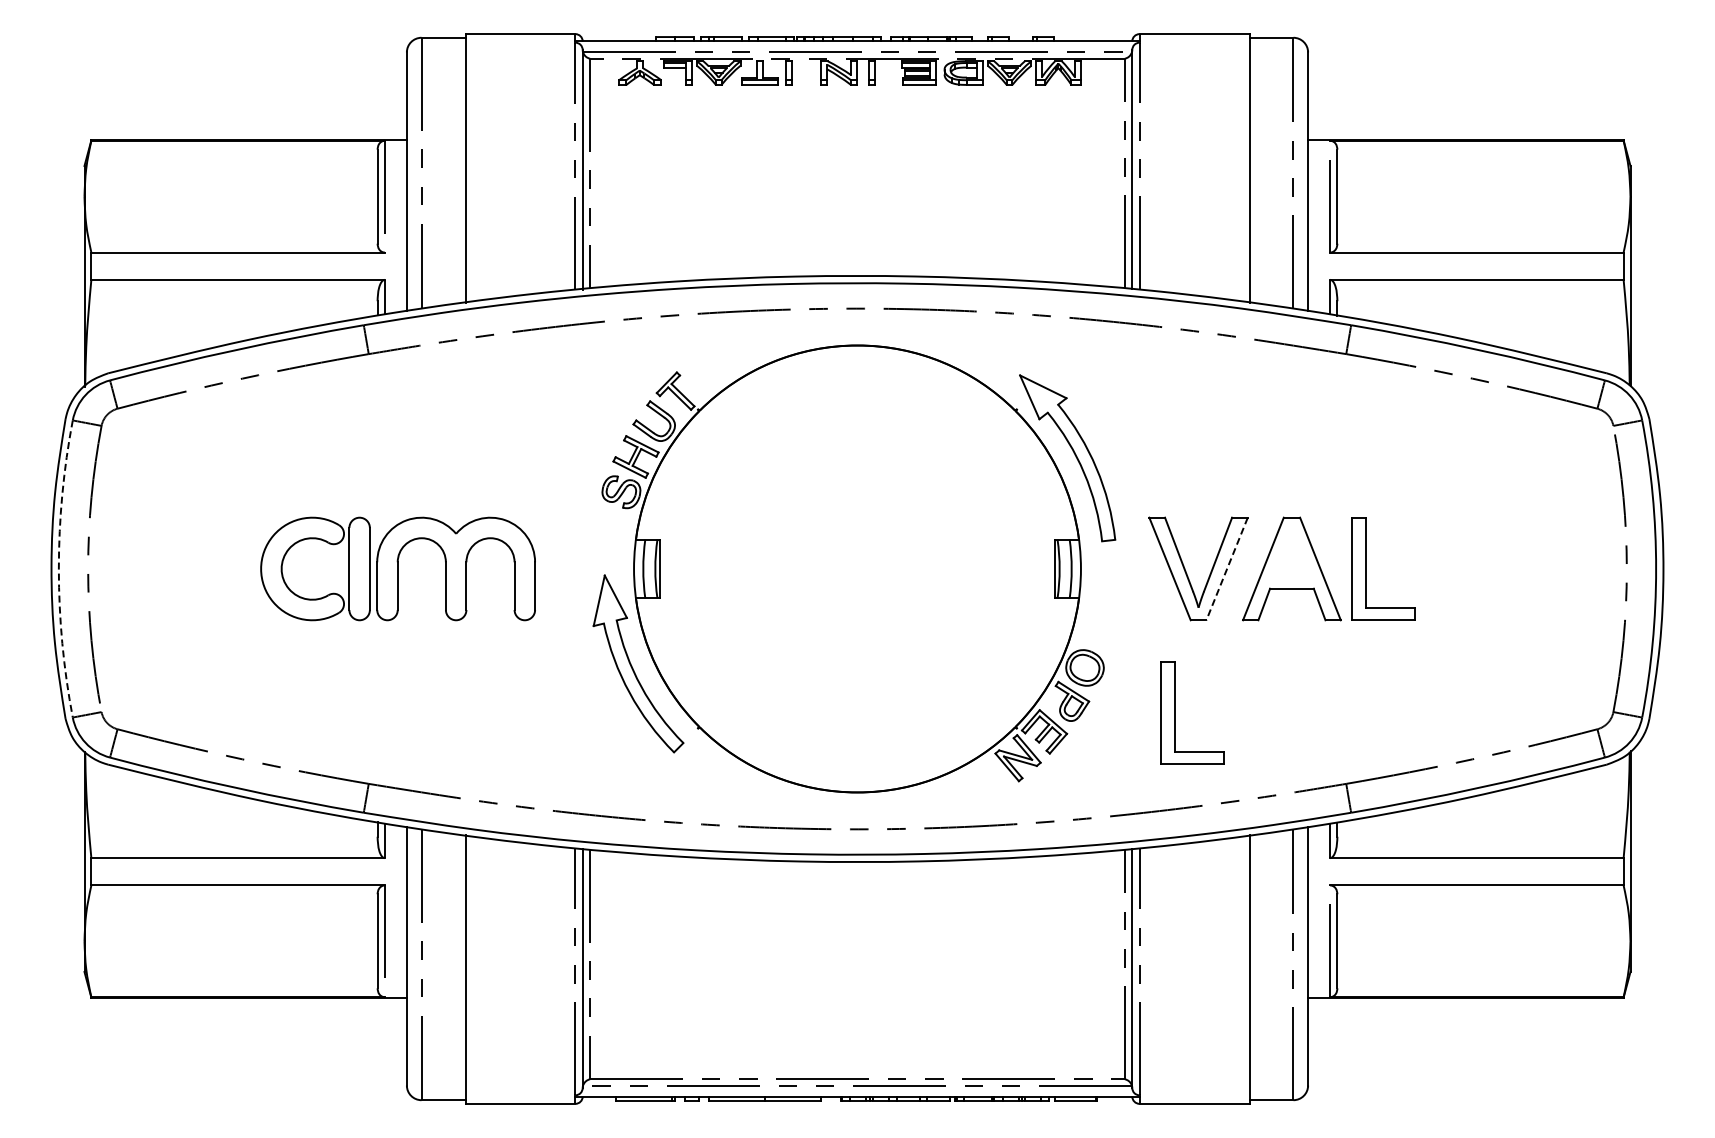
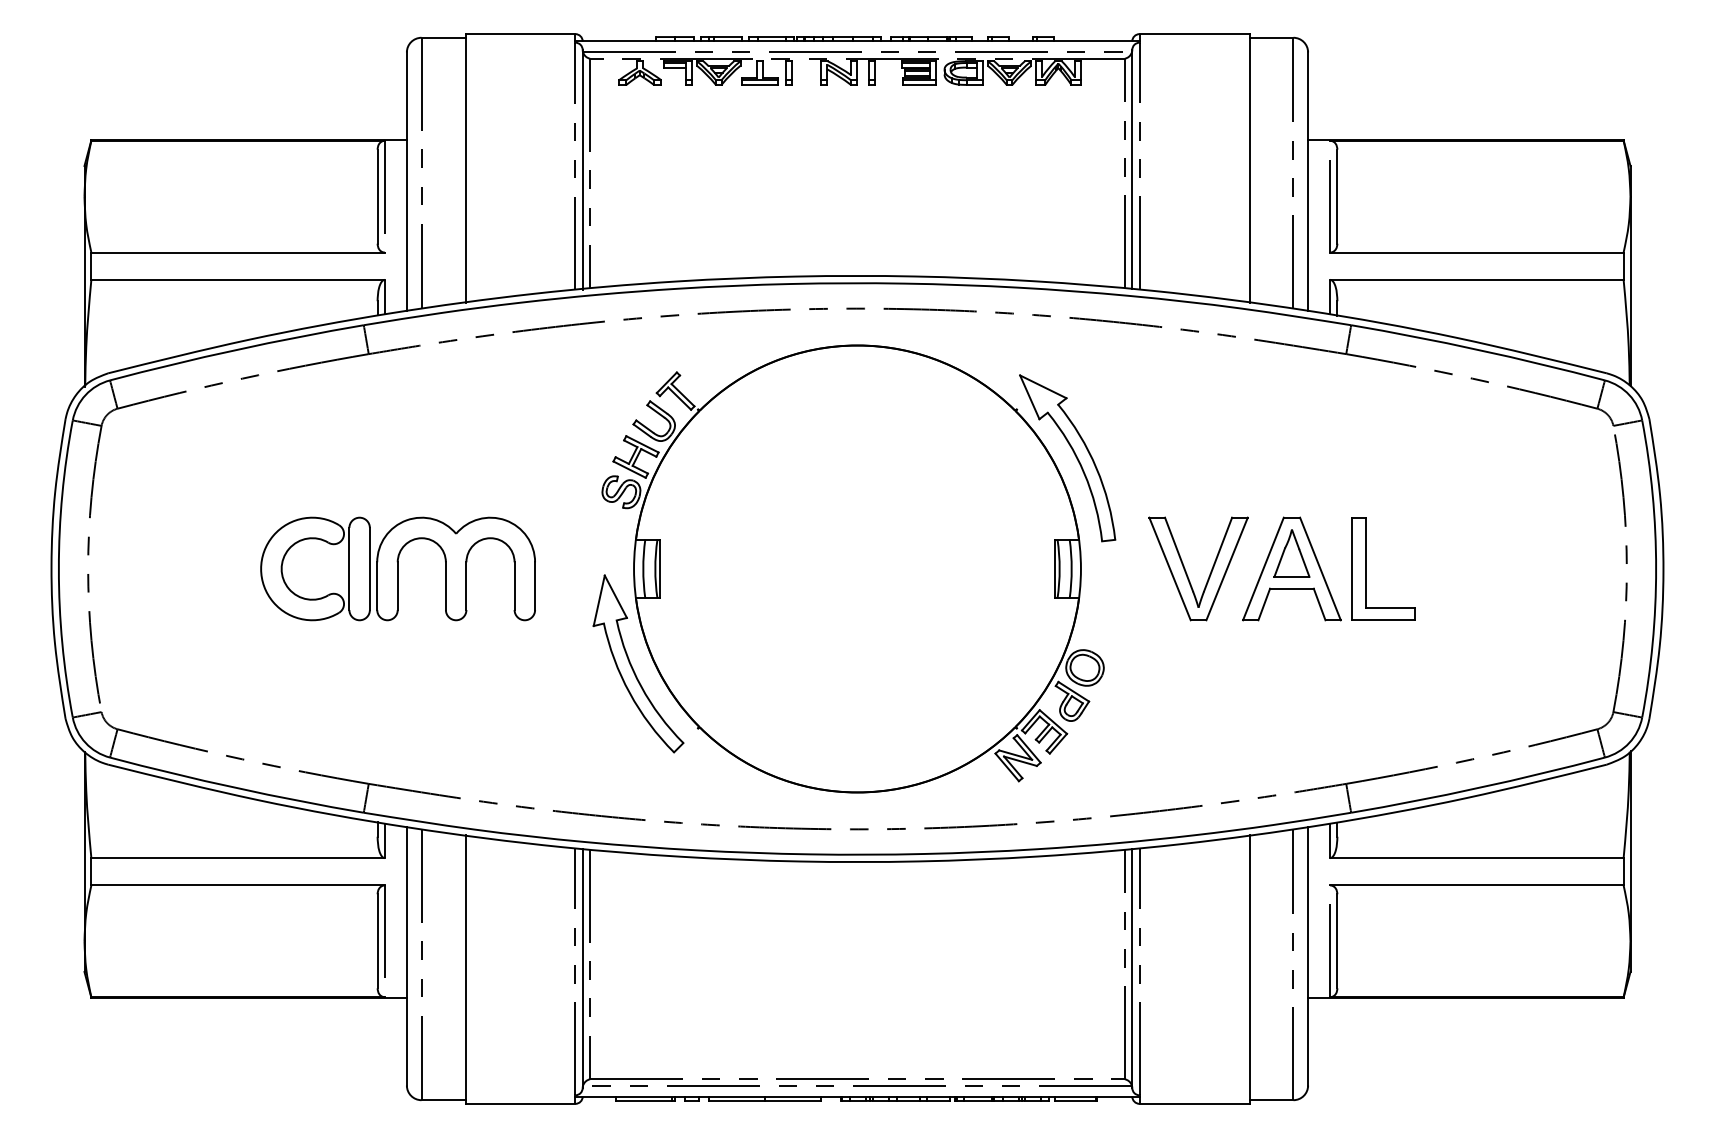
part: none -> present (1291, 553)
arc: dashed -> solid (58, 568)
line: dashed -> solid (1226, 569)
part: present -> none (1175, 712)
